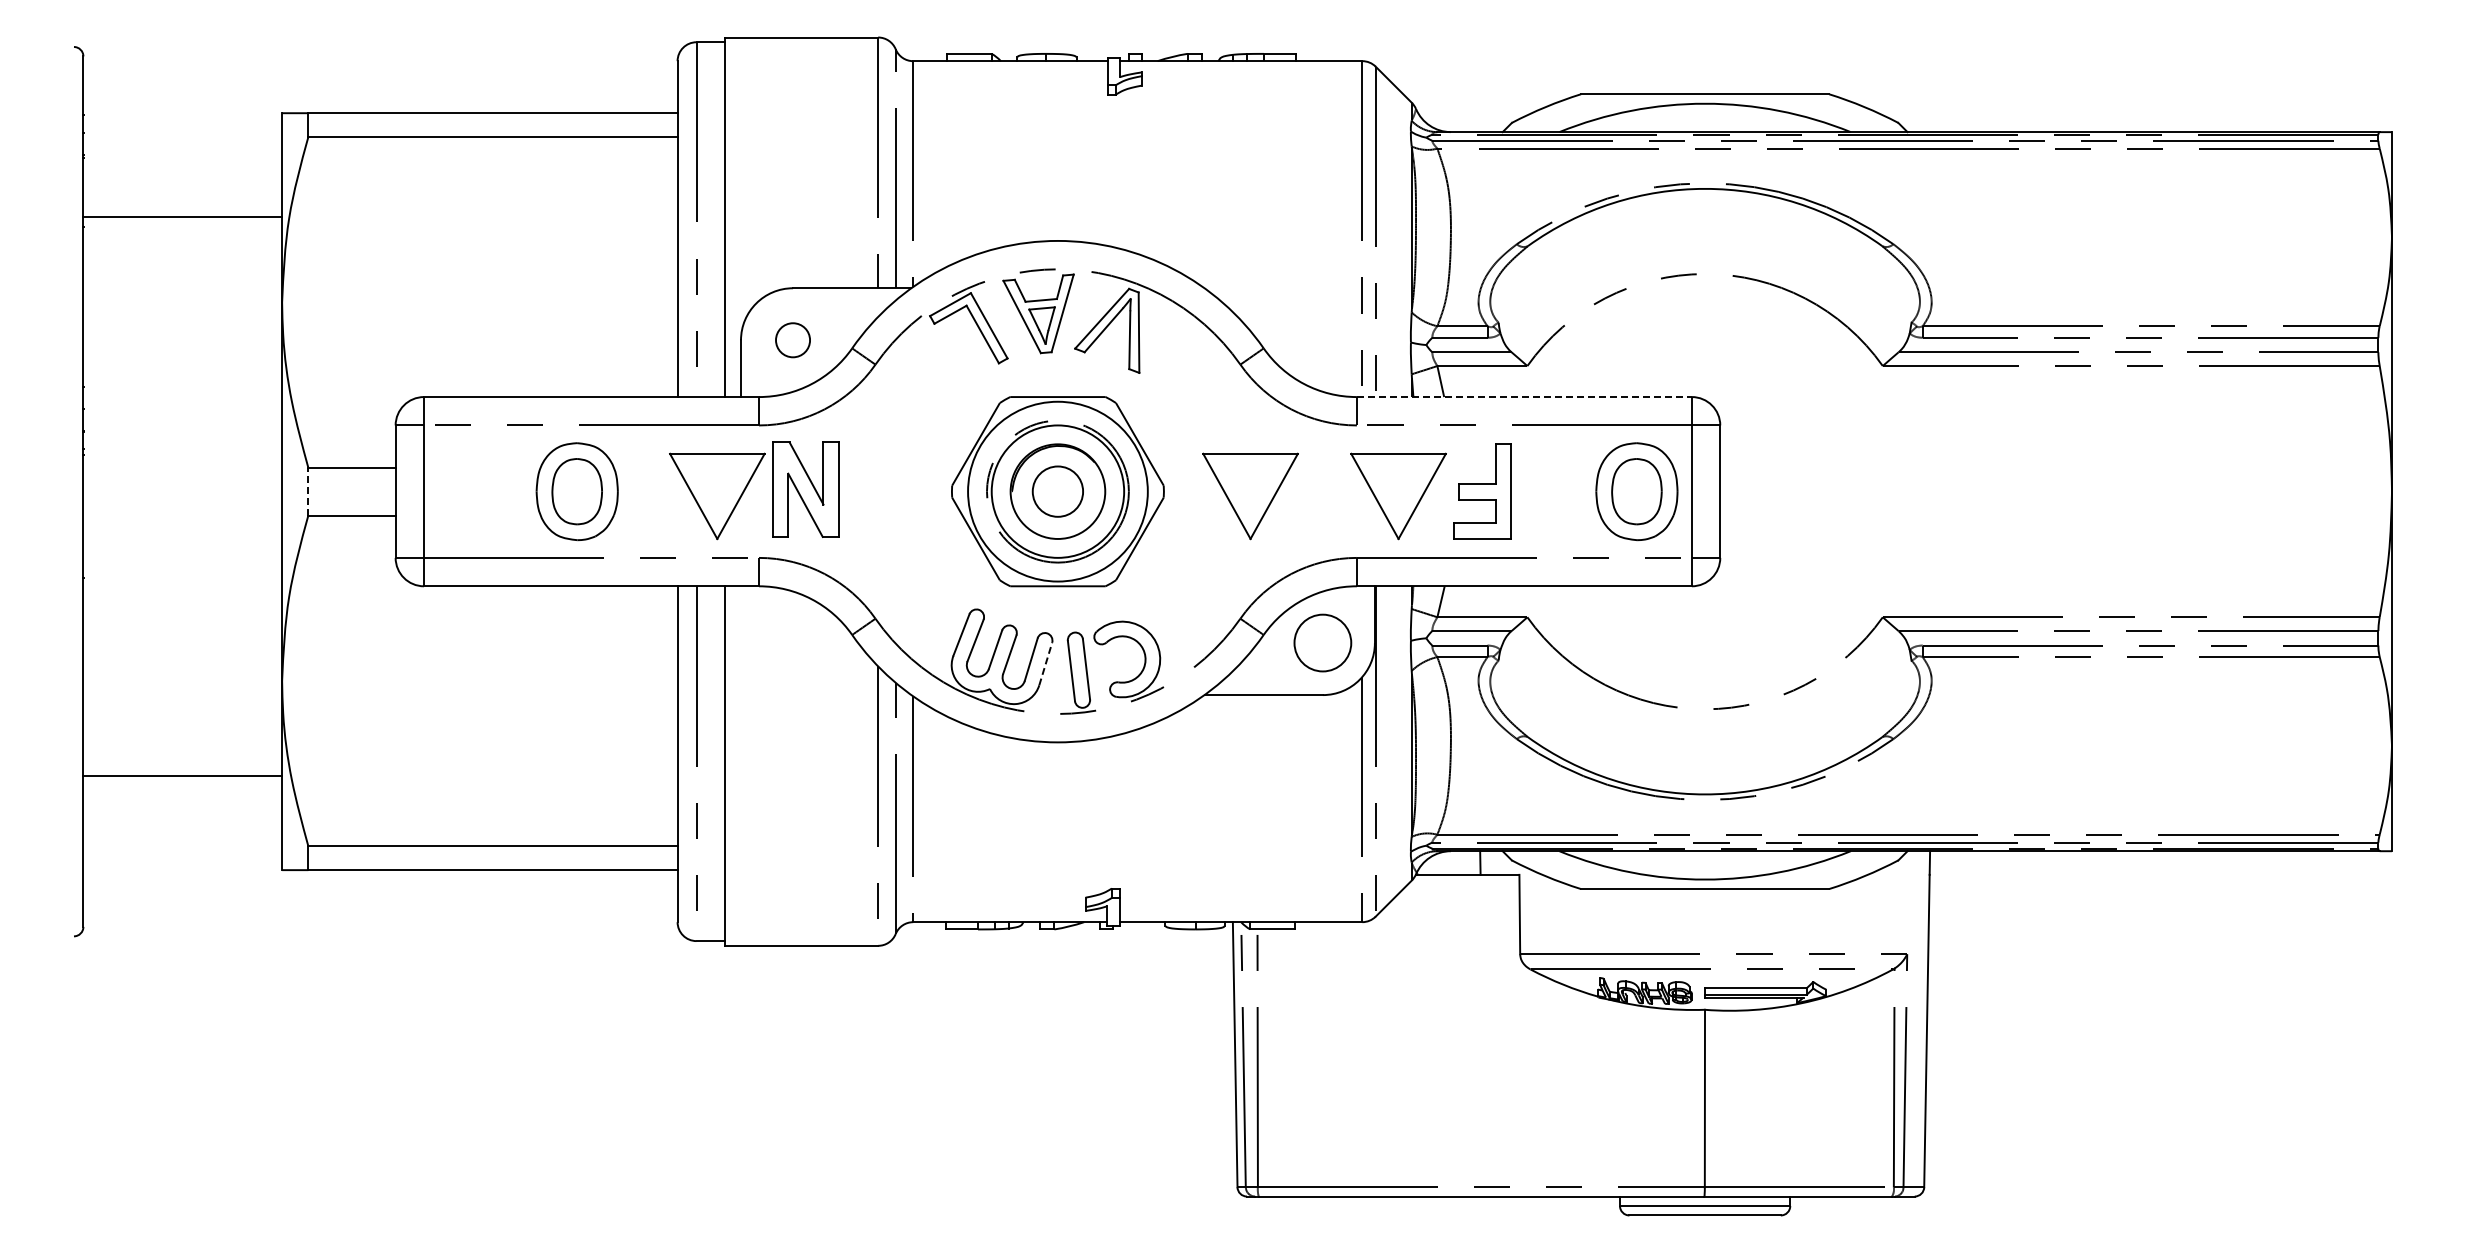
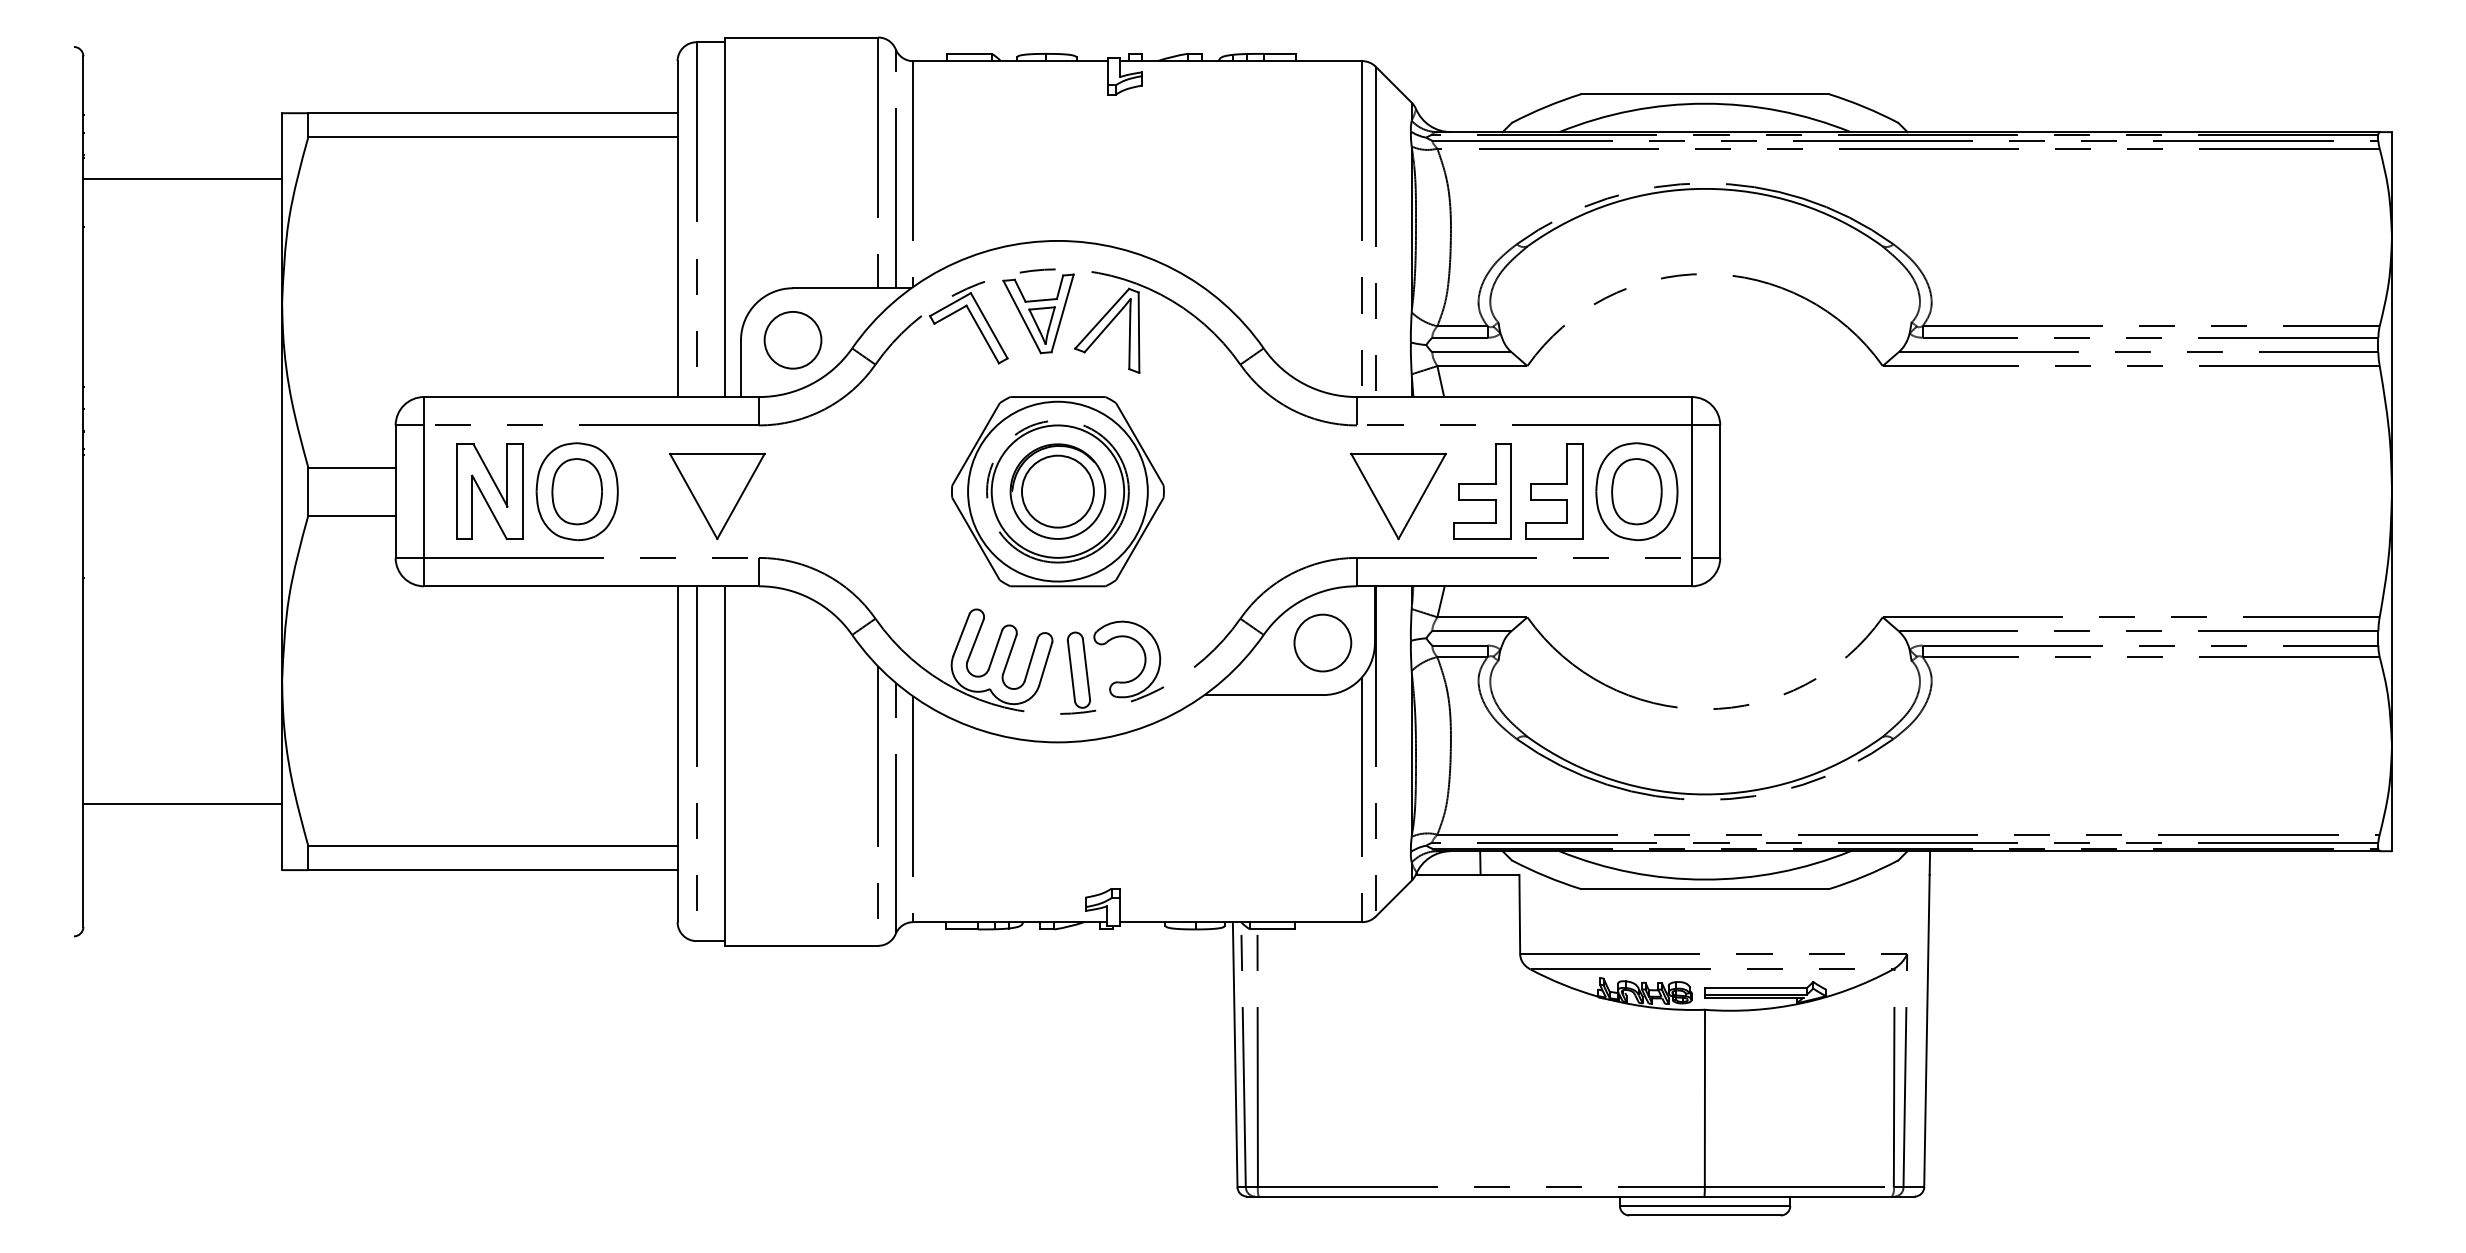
line position: (182, 217) -> (182, 179) (182, 179)
circle diameter: 34 px -> 57 px (792, 339)
line: dashed -> solid (1524, 397)
part position: (805, 489) -> (489, 491) (489, 491)
line: dashed -> solid (308, 491)
circle diameter: 50 px -> 72 px (1057, 491)
part: none -> present (1554, 491)
part: present -> none (1250, 496)
line: dashed -> solid (1045, 663)
line position: (182, 775) -> (182, 803) (182, 803)
